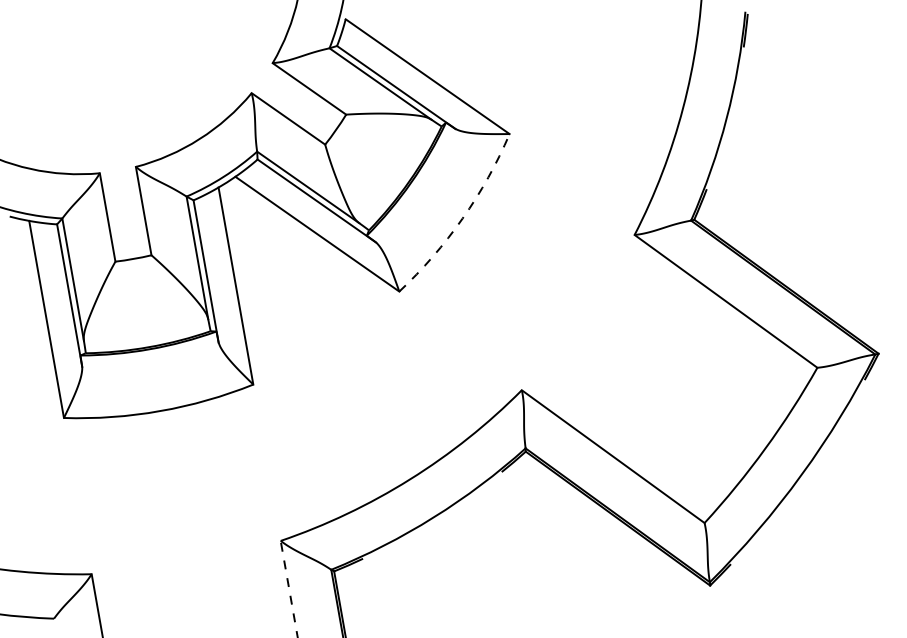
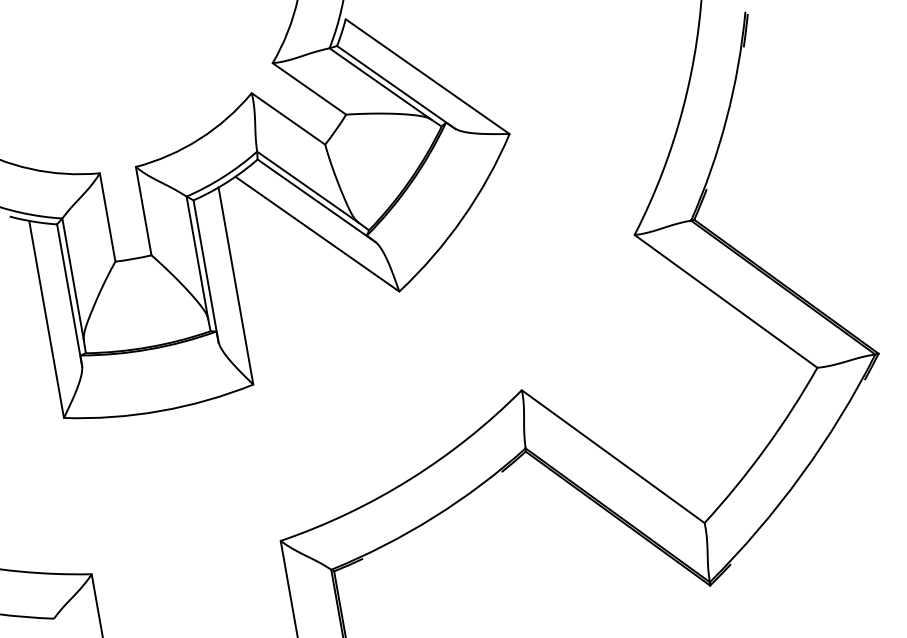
arc: dashed -> solid (462, 218)
line: dashed -> solid (289, 589)
